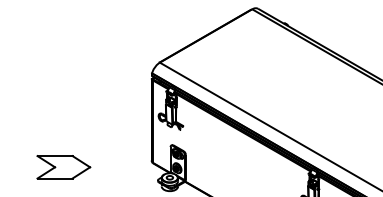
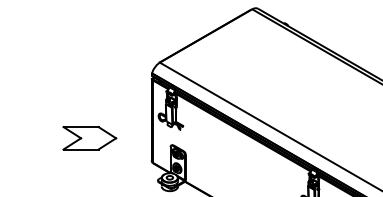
part position: (63, 167) -> (89, 138) (89, 138)
